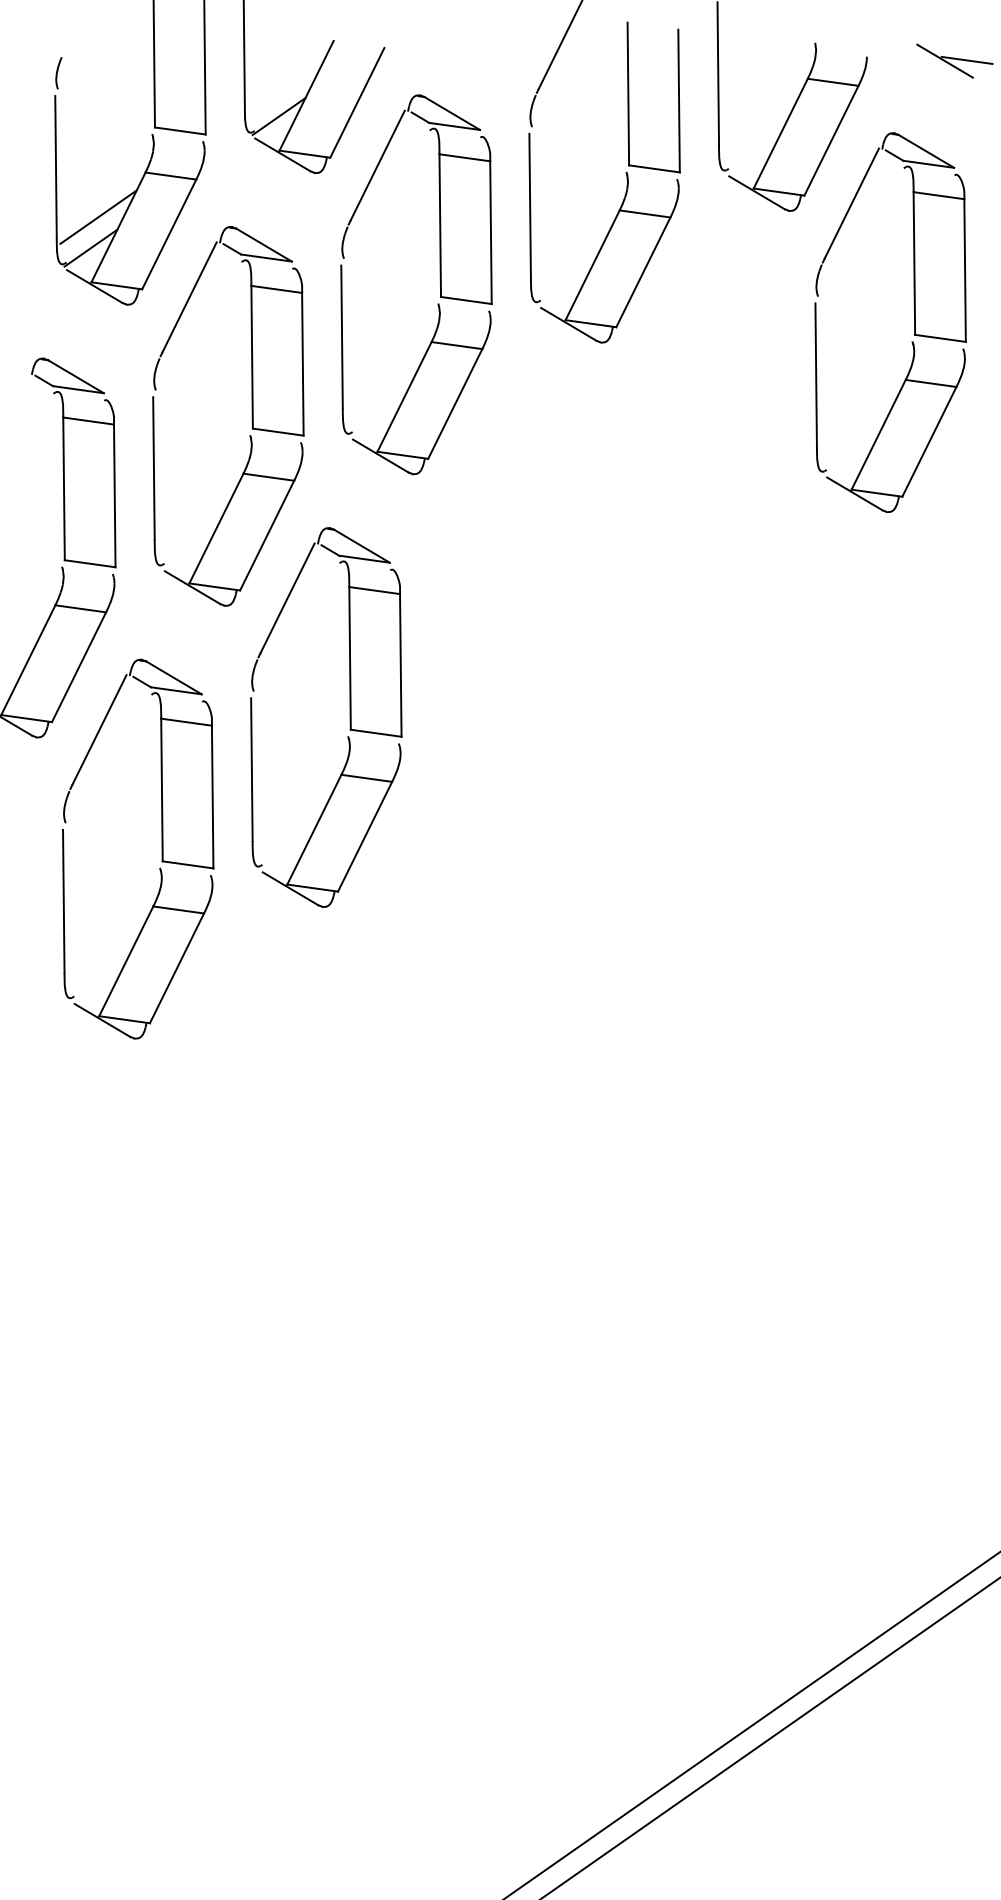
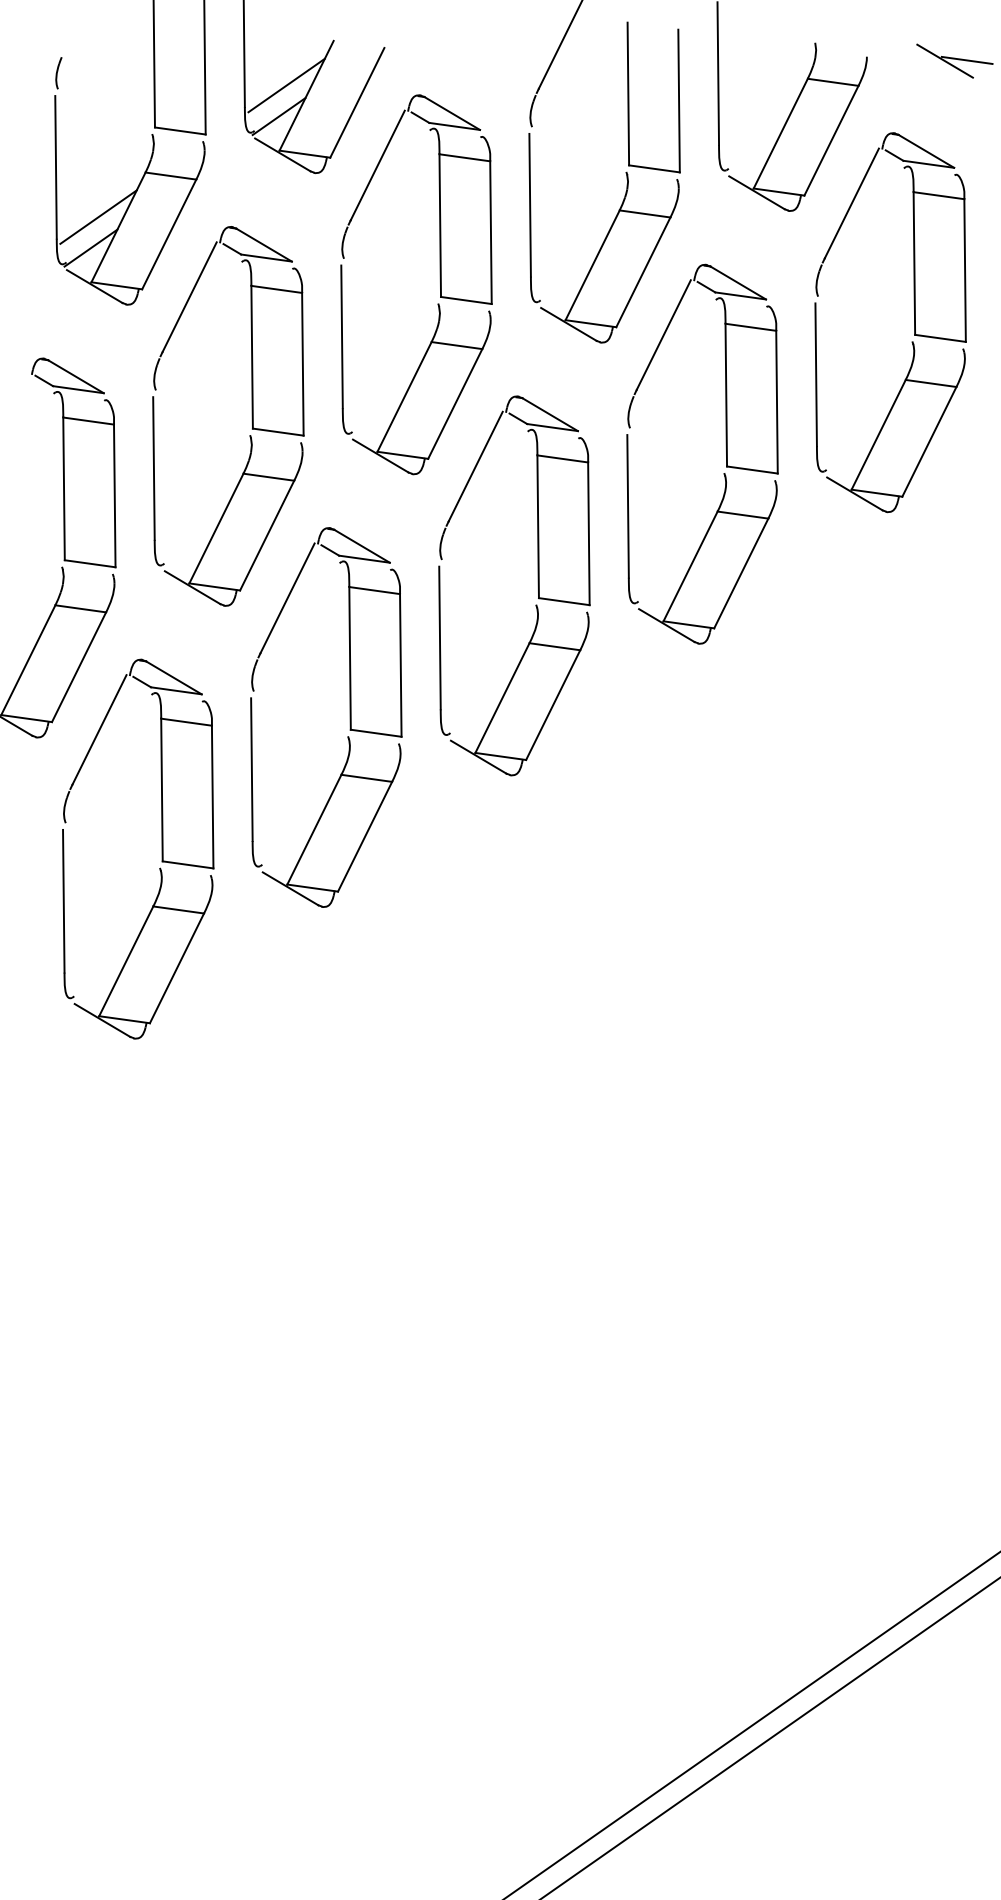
line: none -> present (286, 85)
part: none -> present (725, 447)
part: none -> present (537, 585)
